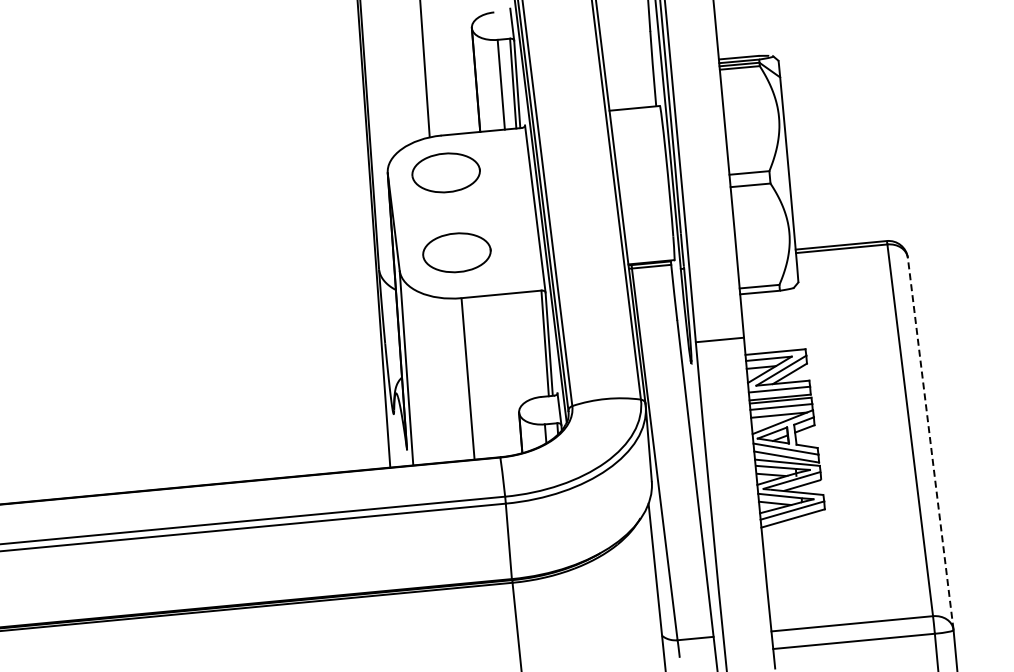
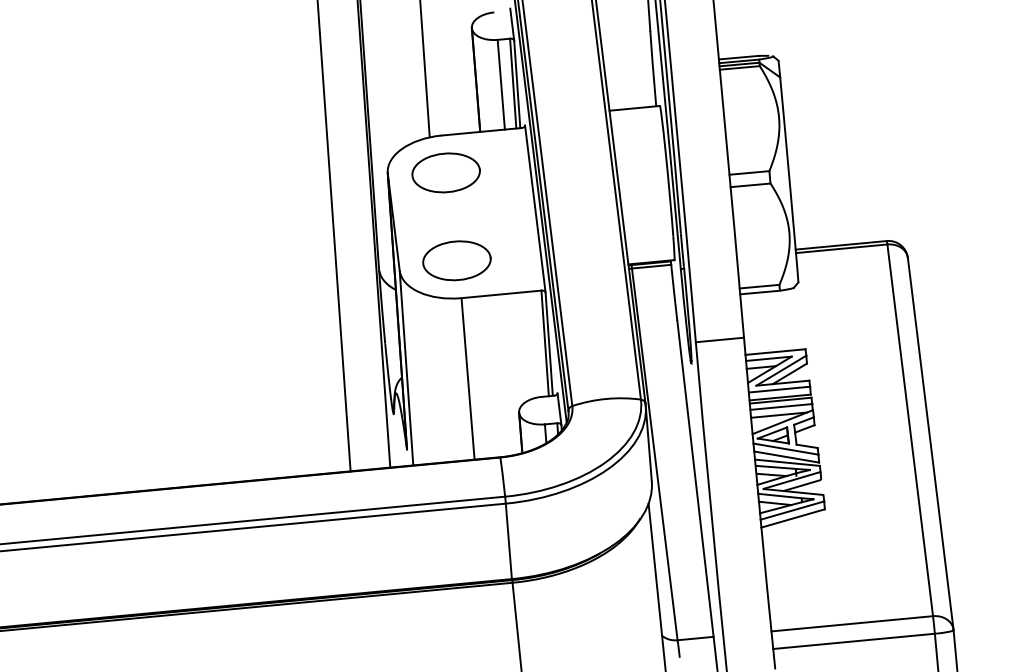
line: none -> present (333, 236)
part position: (456, 252) -> (456, 260) (456, 260)
line: dashed -> solid (930, 443)
